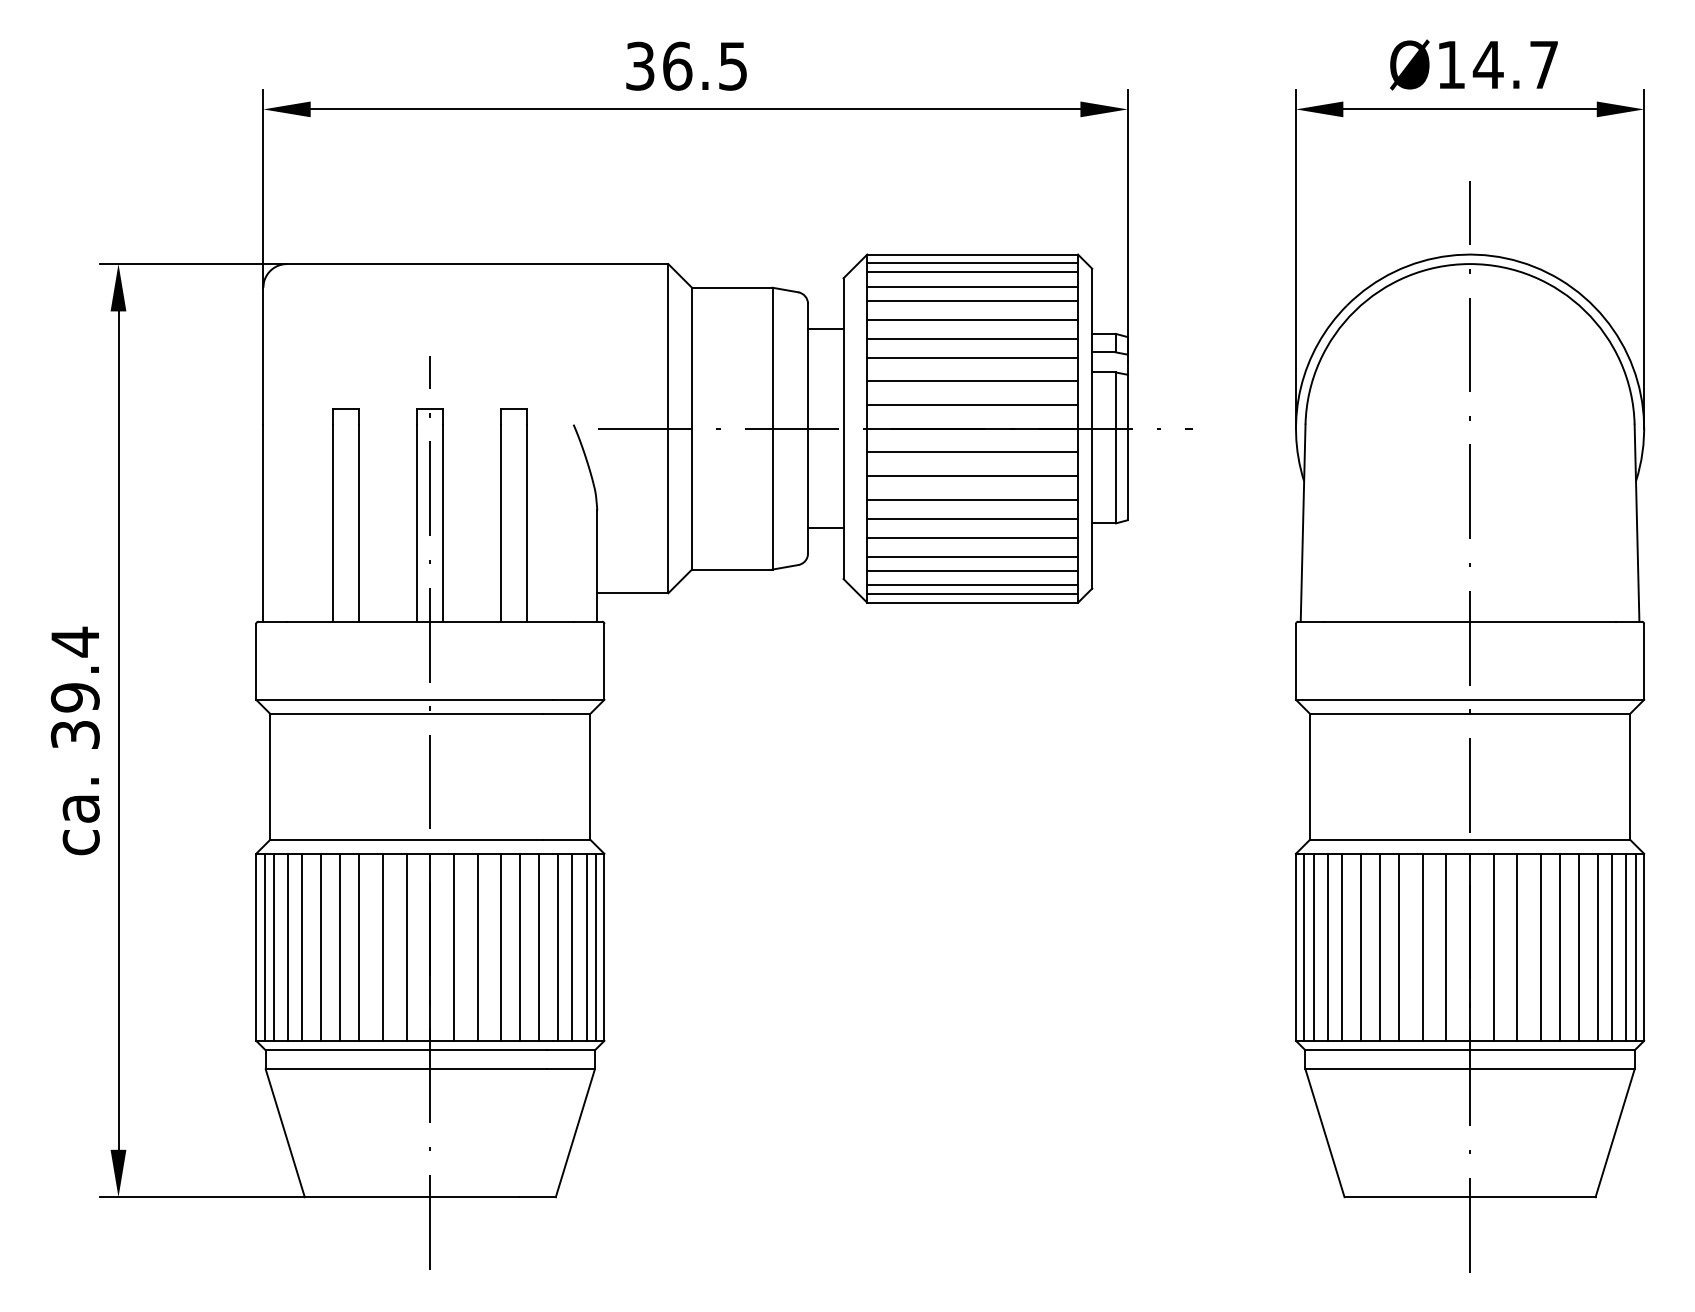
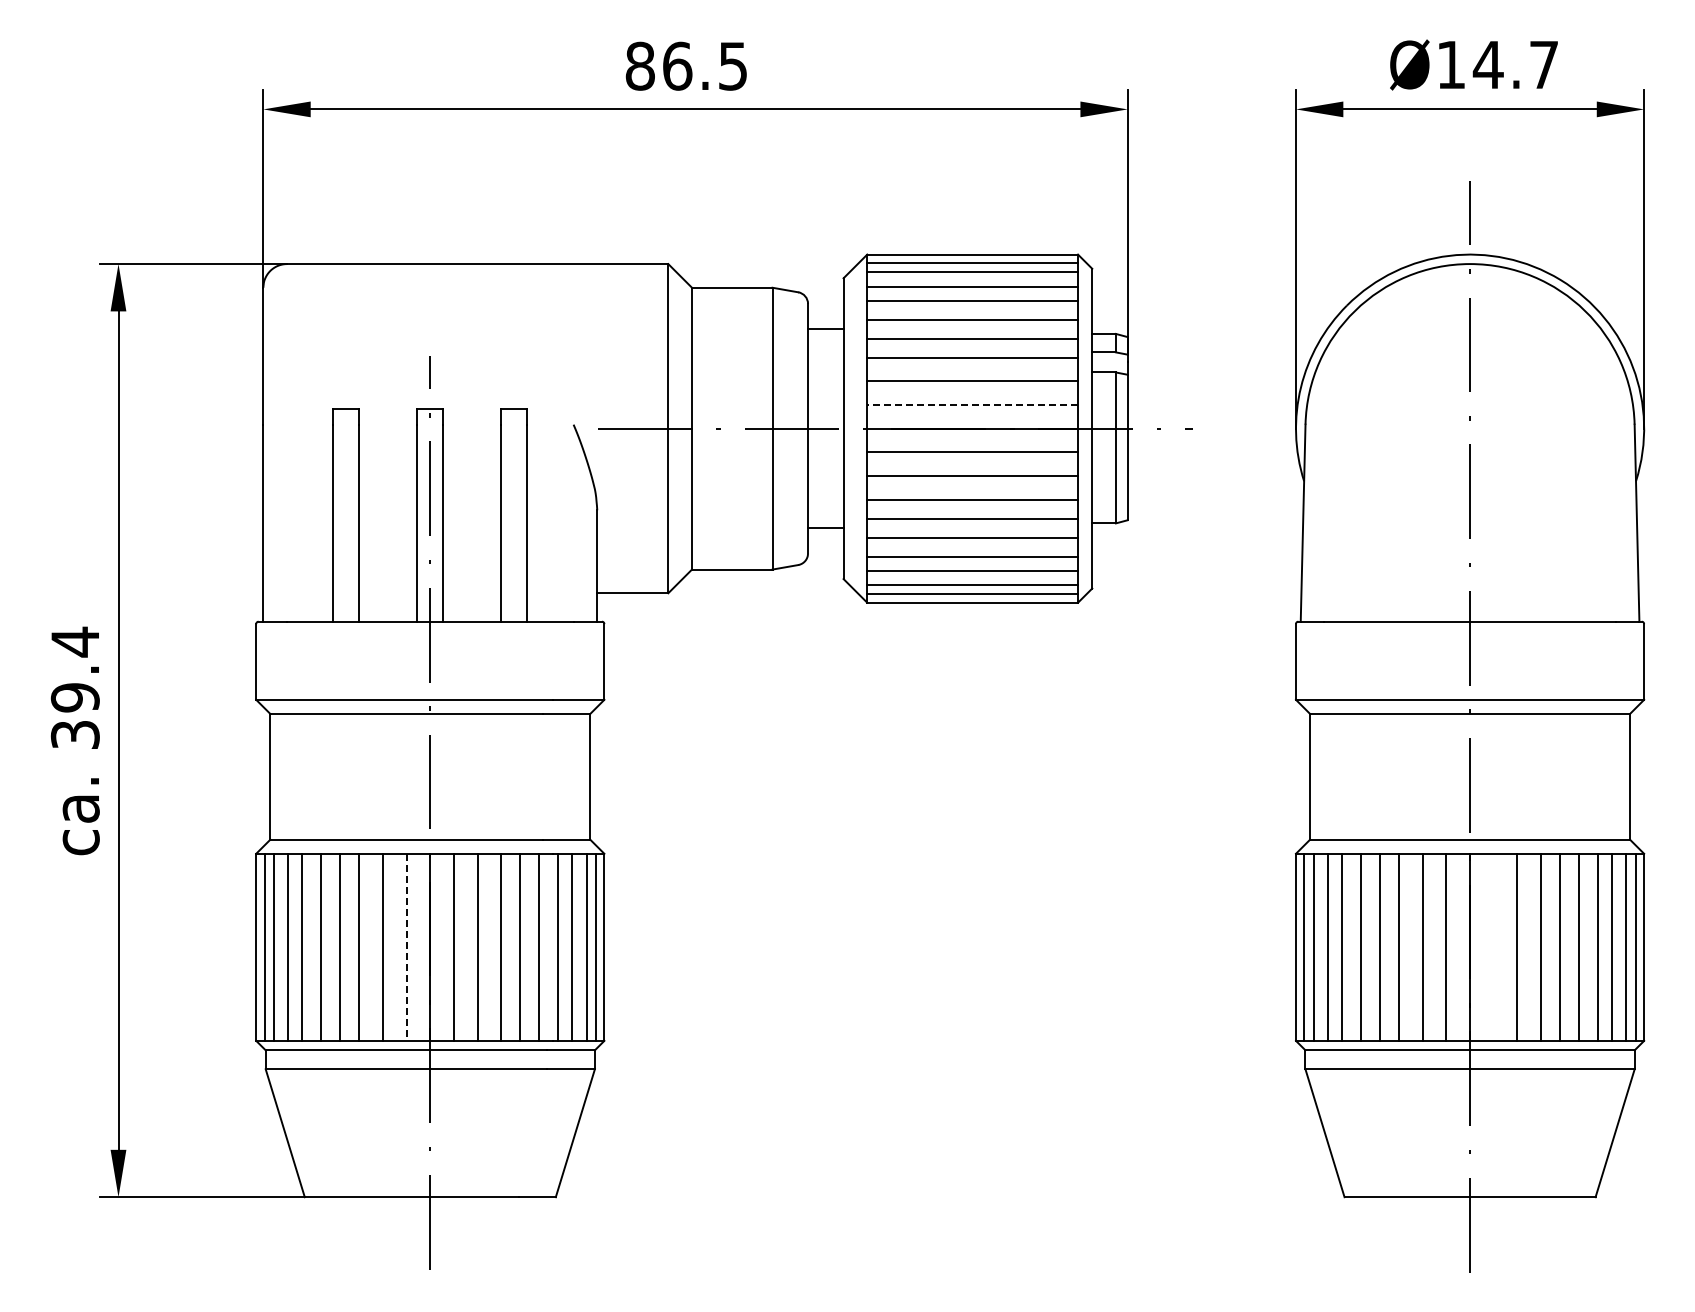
text: 36.5 -> 86.5 (639, 65)
line: solid -> dashed (972, 405)
line: present -> none (1493, 946)
line: solid -> dashed (406, 947)
